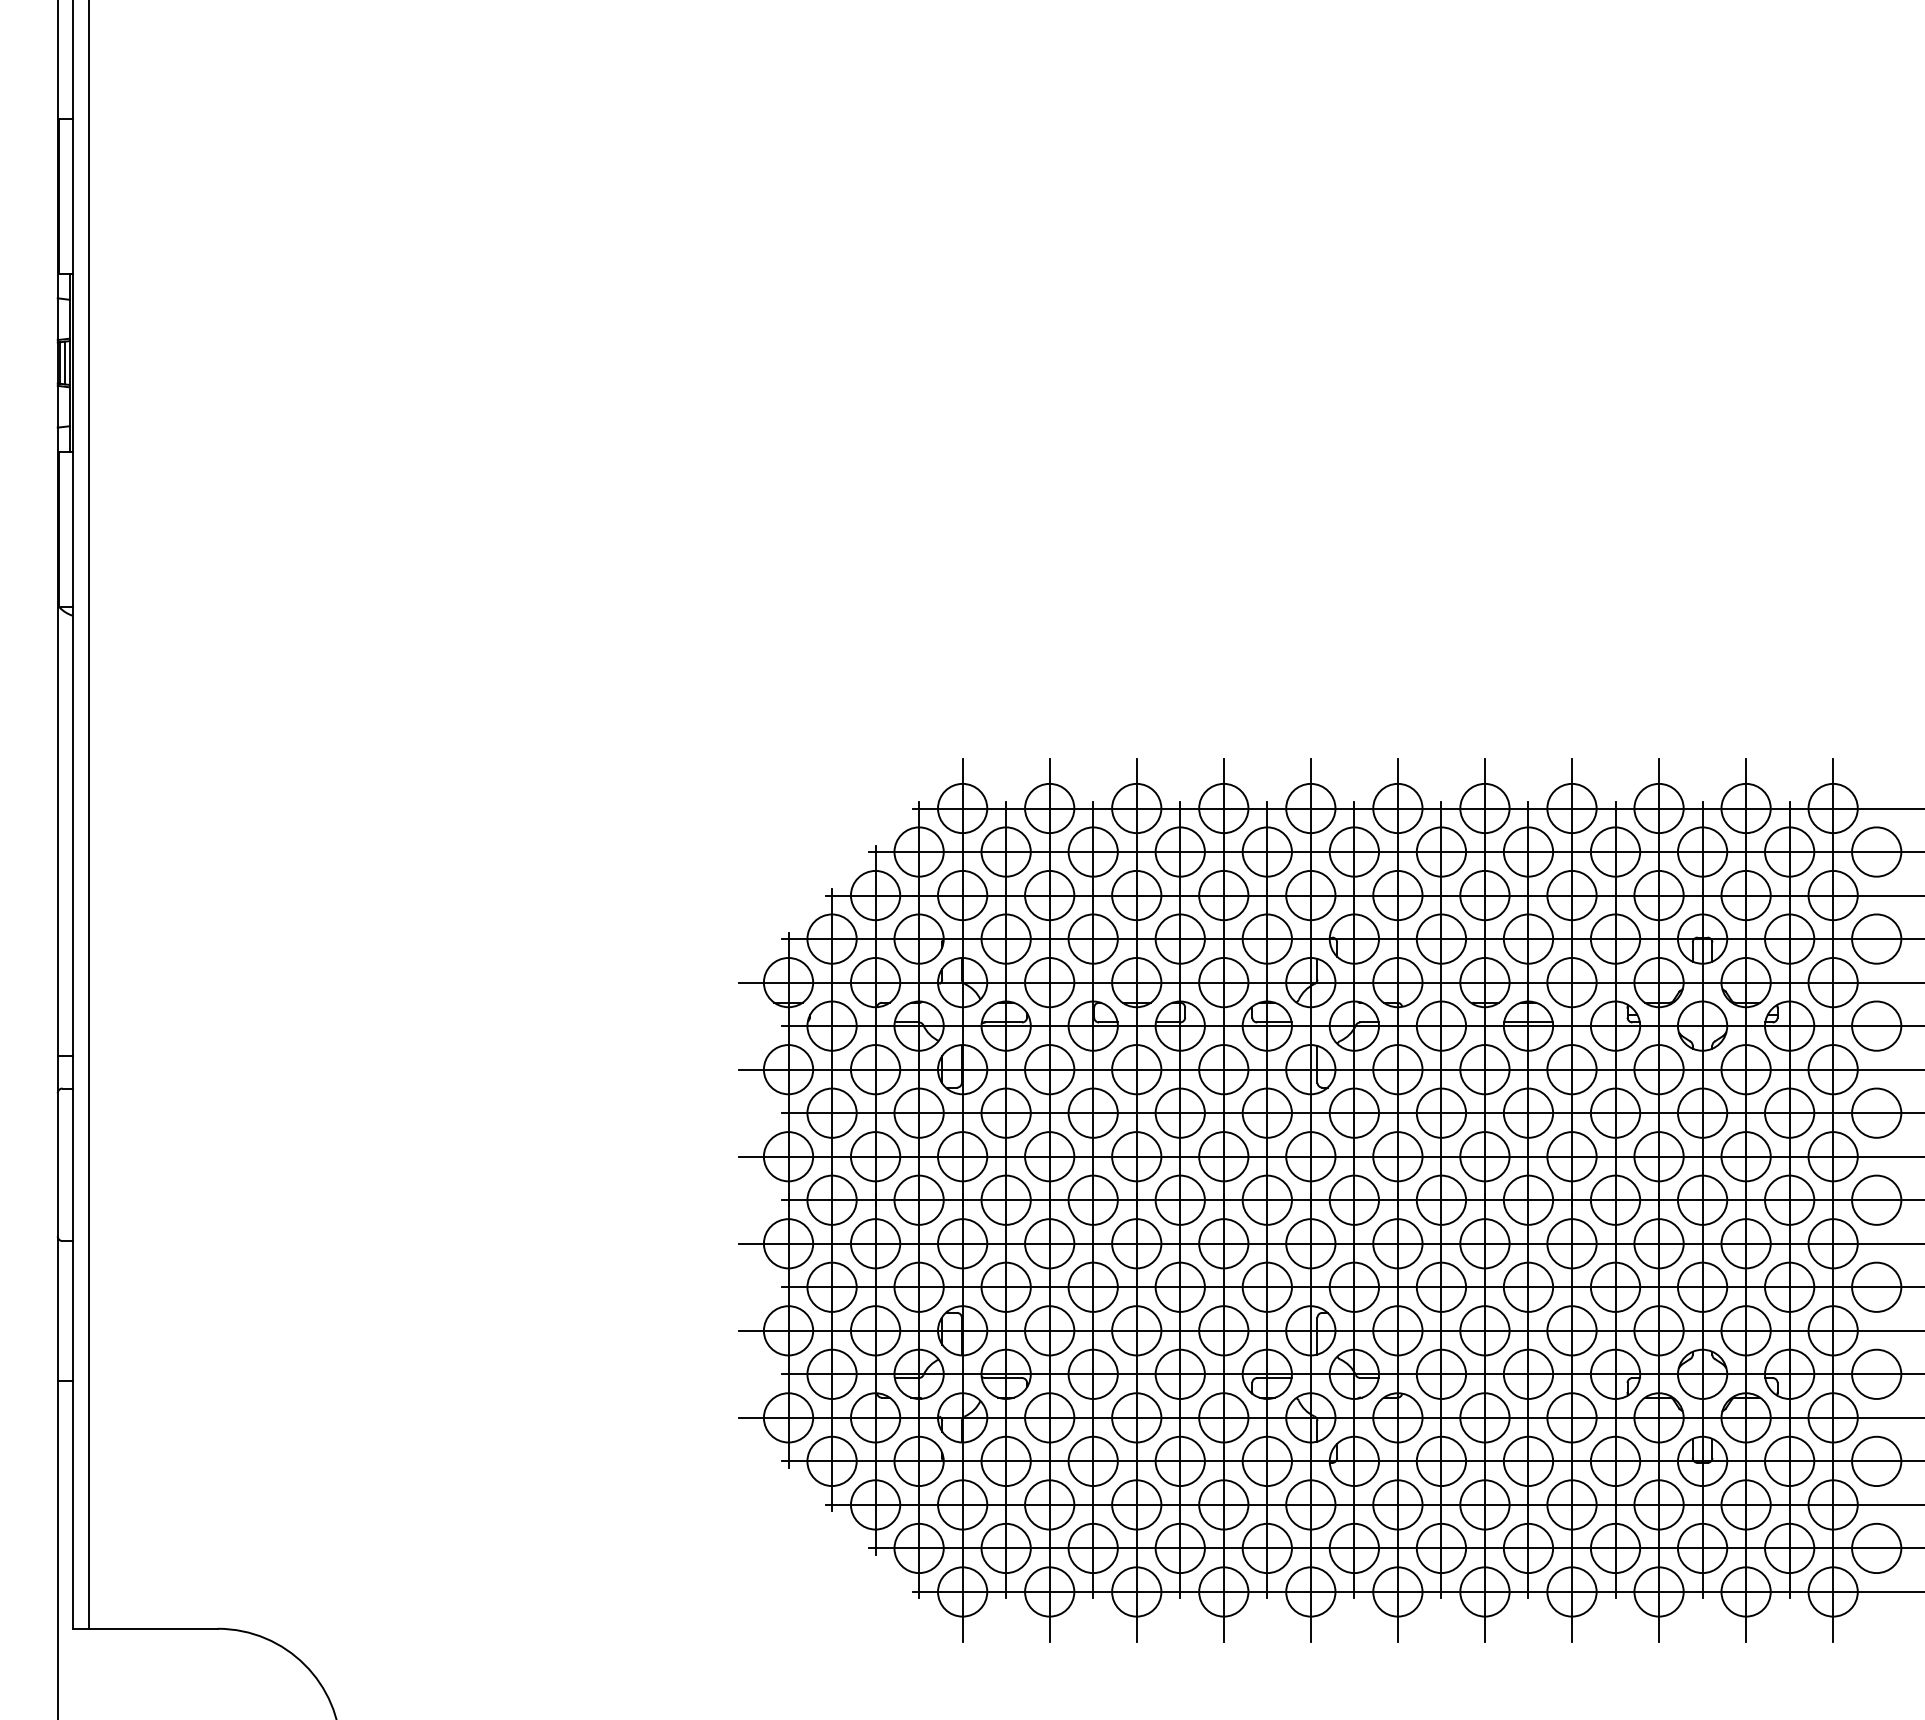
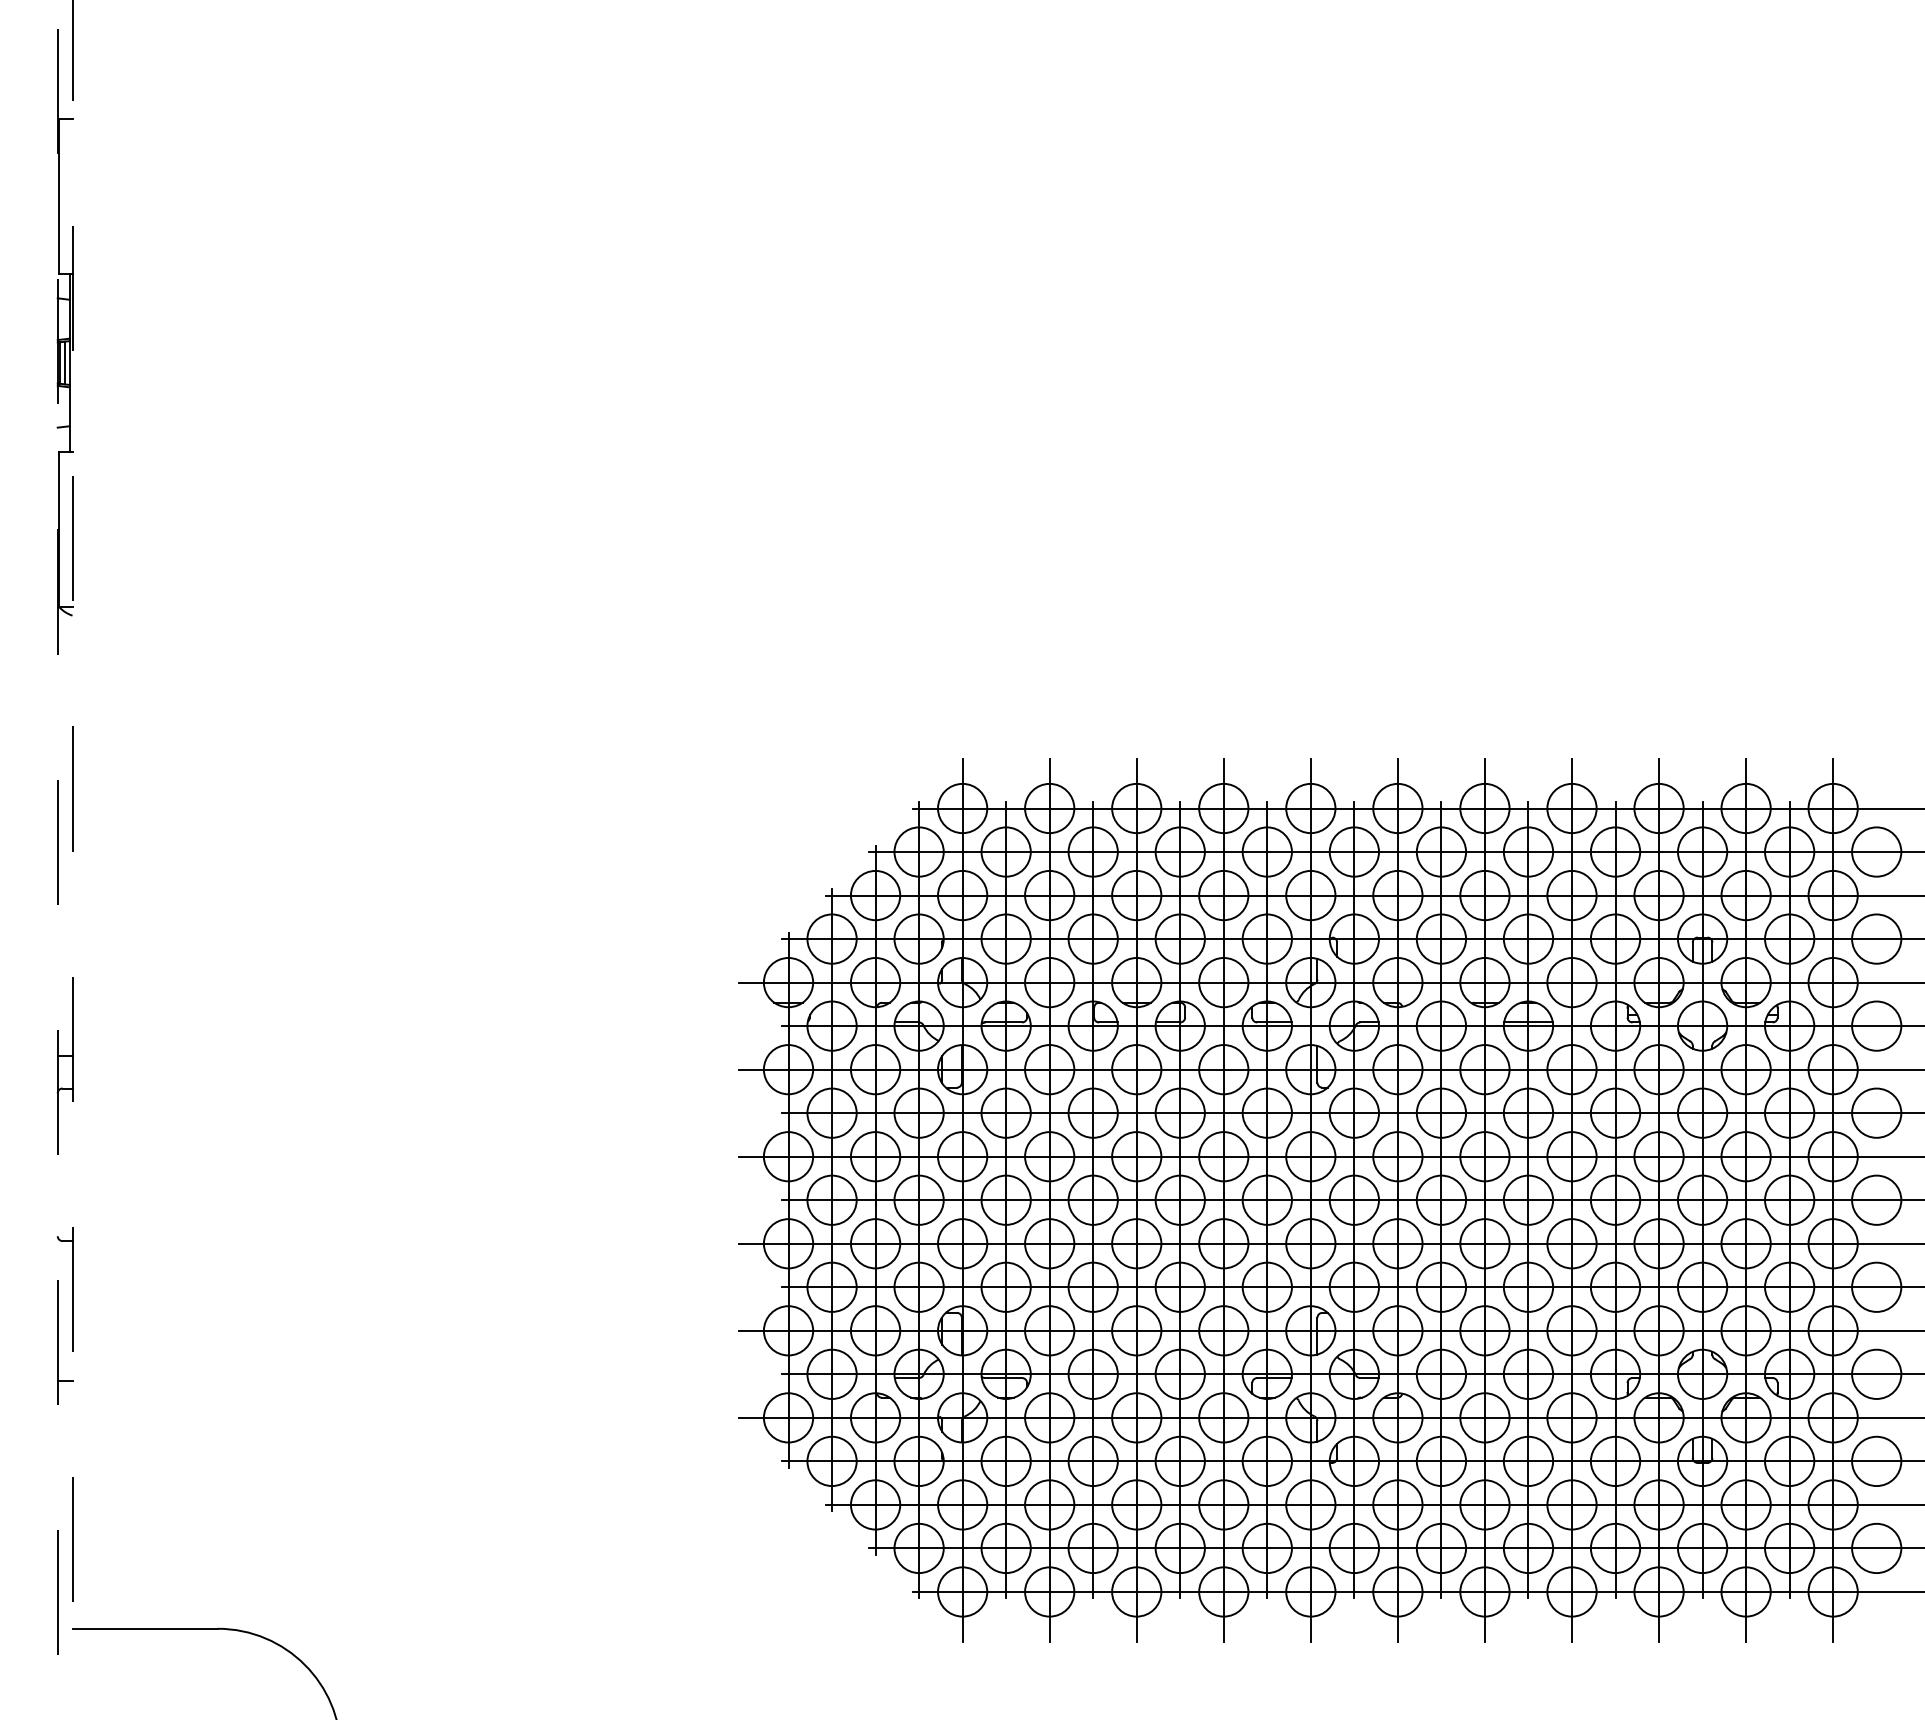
line: solid -> dashed (72, 814)
line: present -> none (89, 815)
line: solid -> dashed (57, 860)
